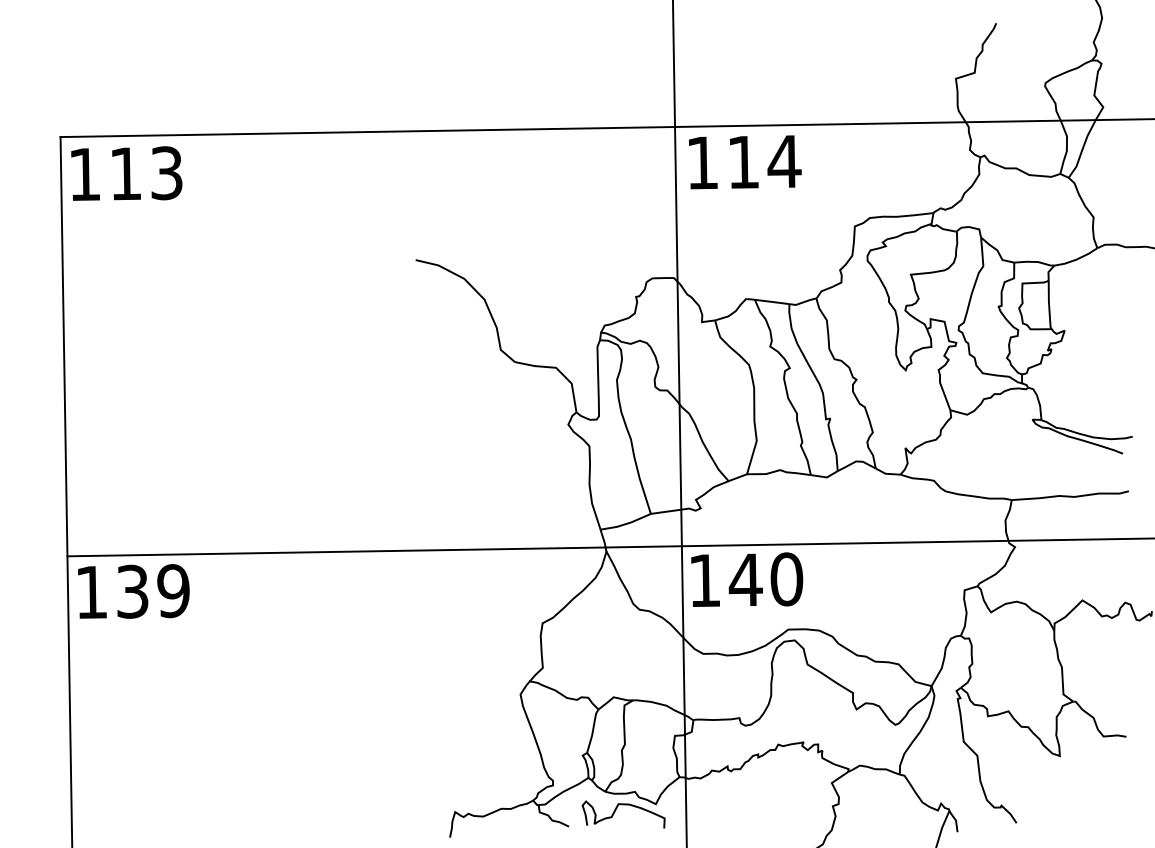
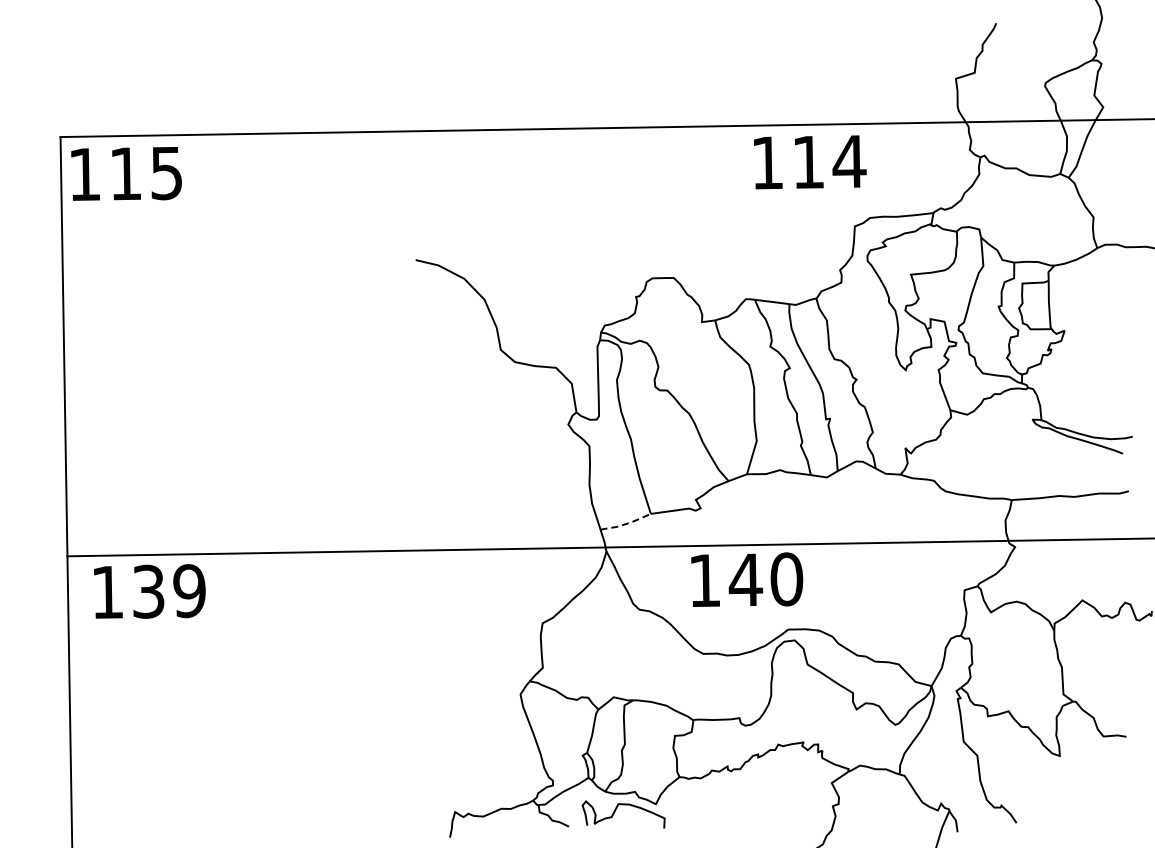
text position: (745, 162) -> (810, 162) (810, 162)
text: 113 -> 115 (167, 172)
line: present -> none (679, 423)
line: solid -> dashed (626, 523)
text position: (133, 591) -> (149, 591) (149, 591)
